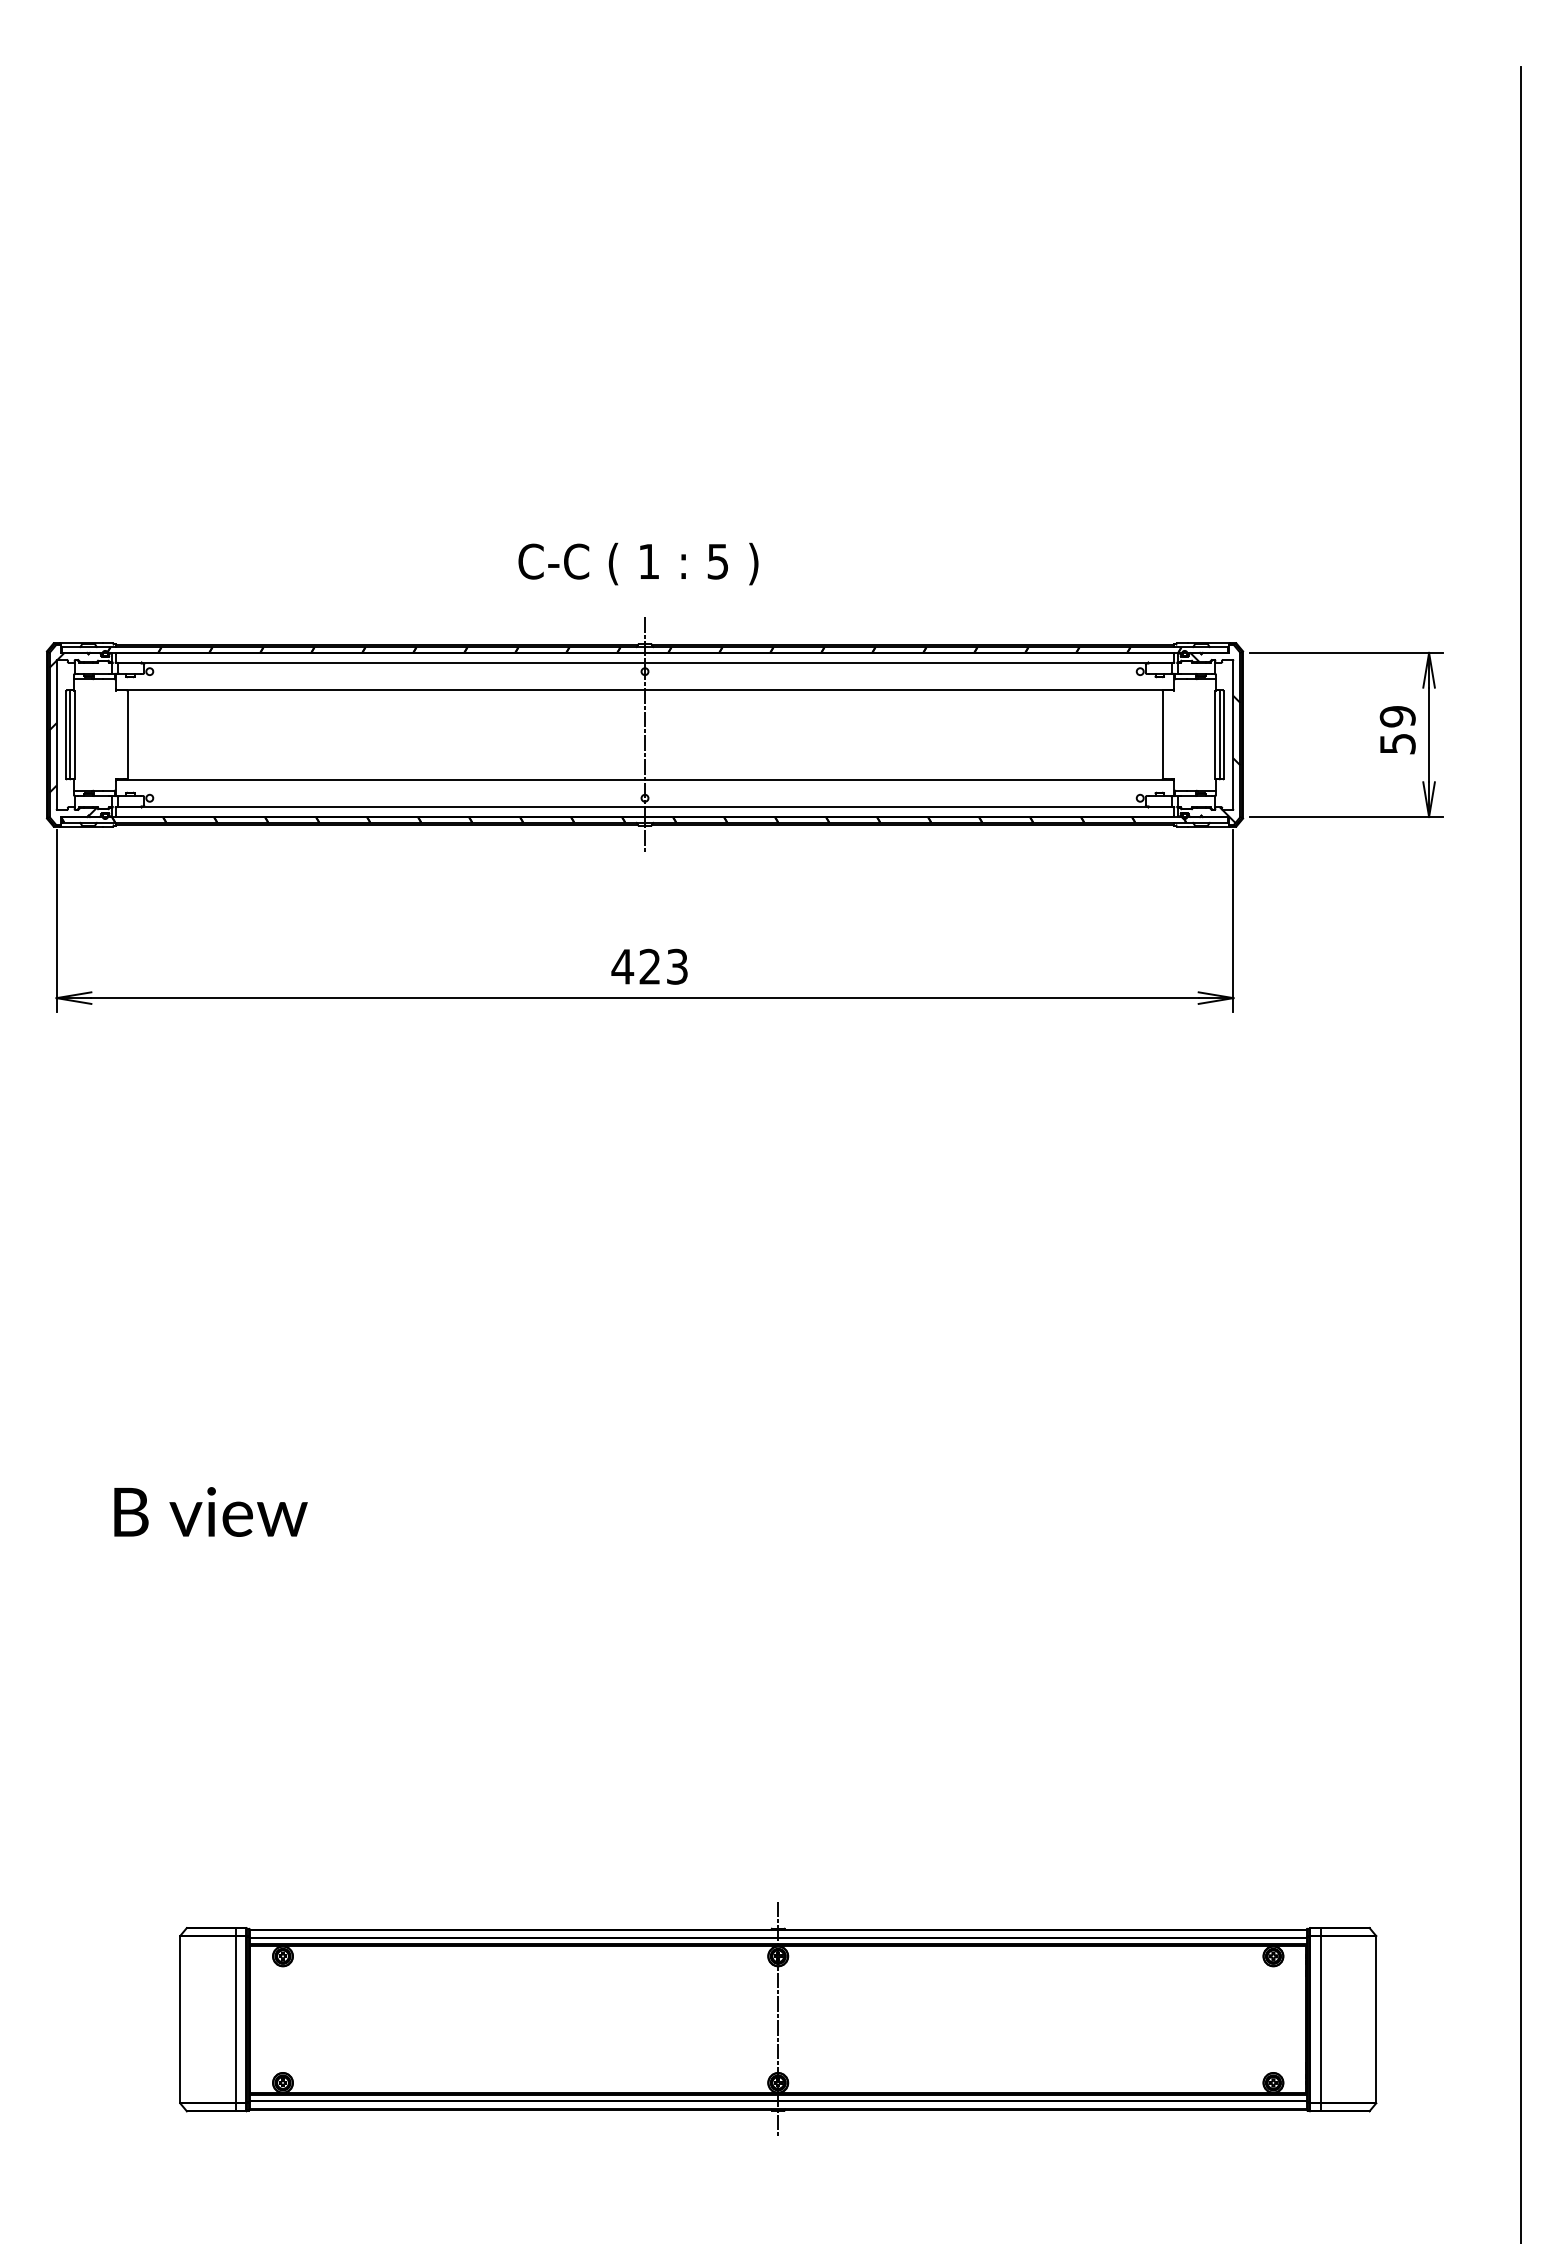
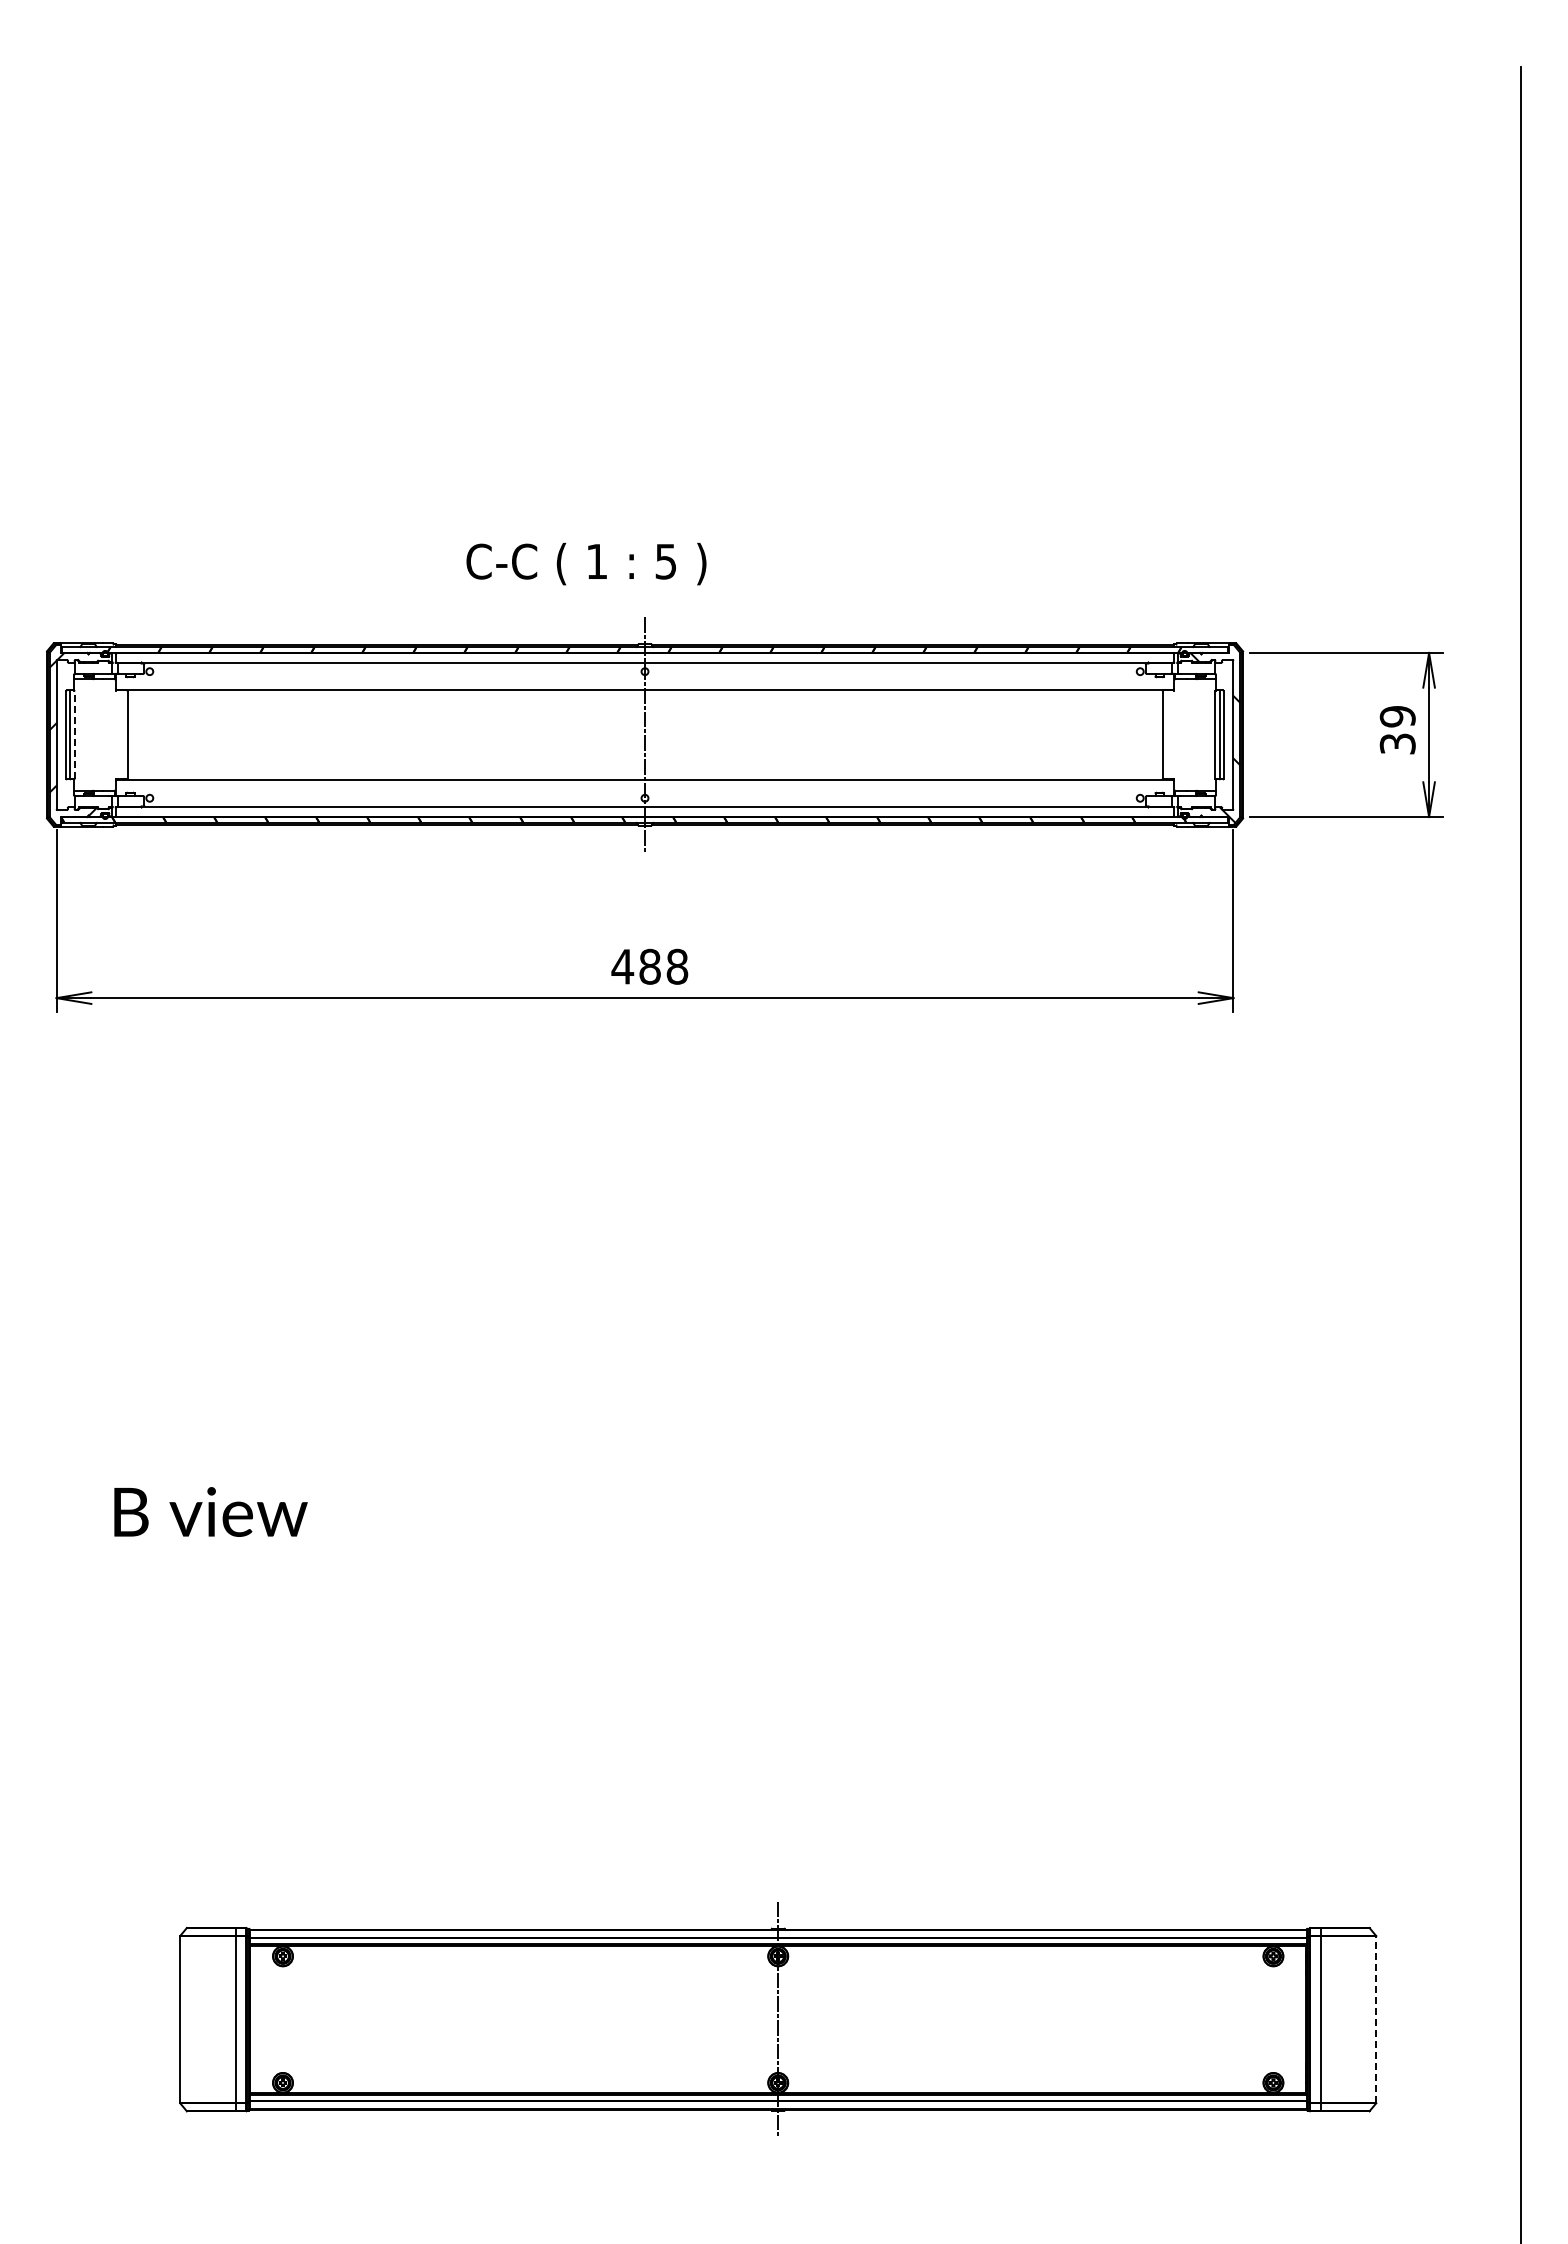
text position: (638, 563) -> (586, 563) (586, 563)
line: solid -> dashed (74, 734)
text: 59 -> 39 (1397, 743)
text: 423 -> 488 (663, 966)
line: solid -> dashed (1376, 2019)
